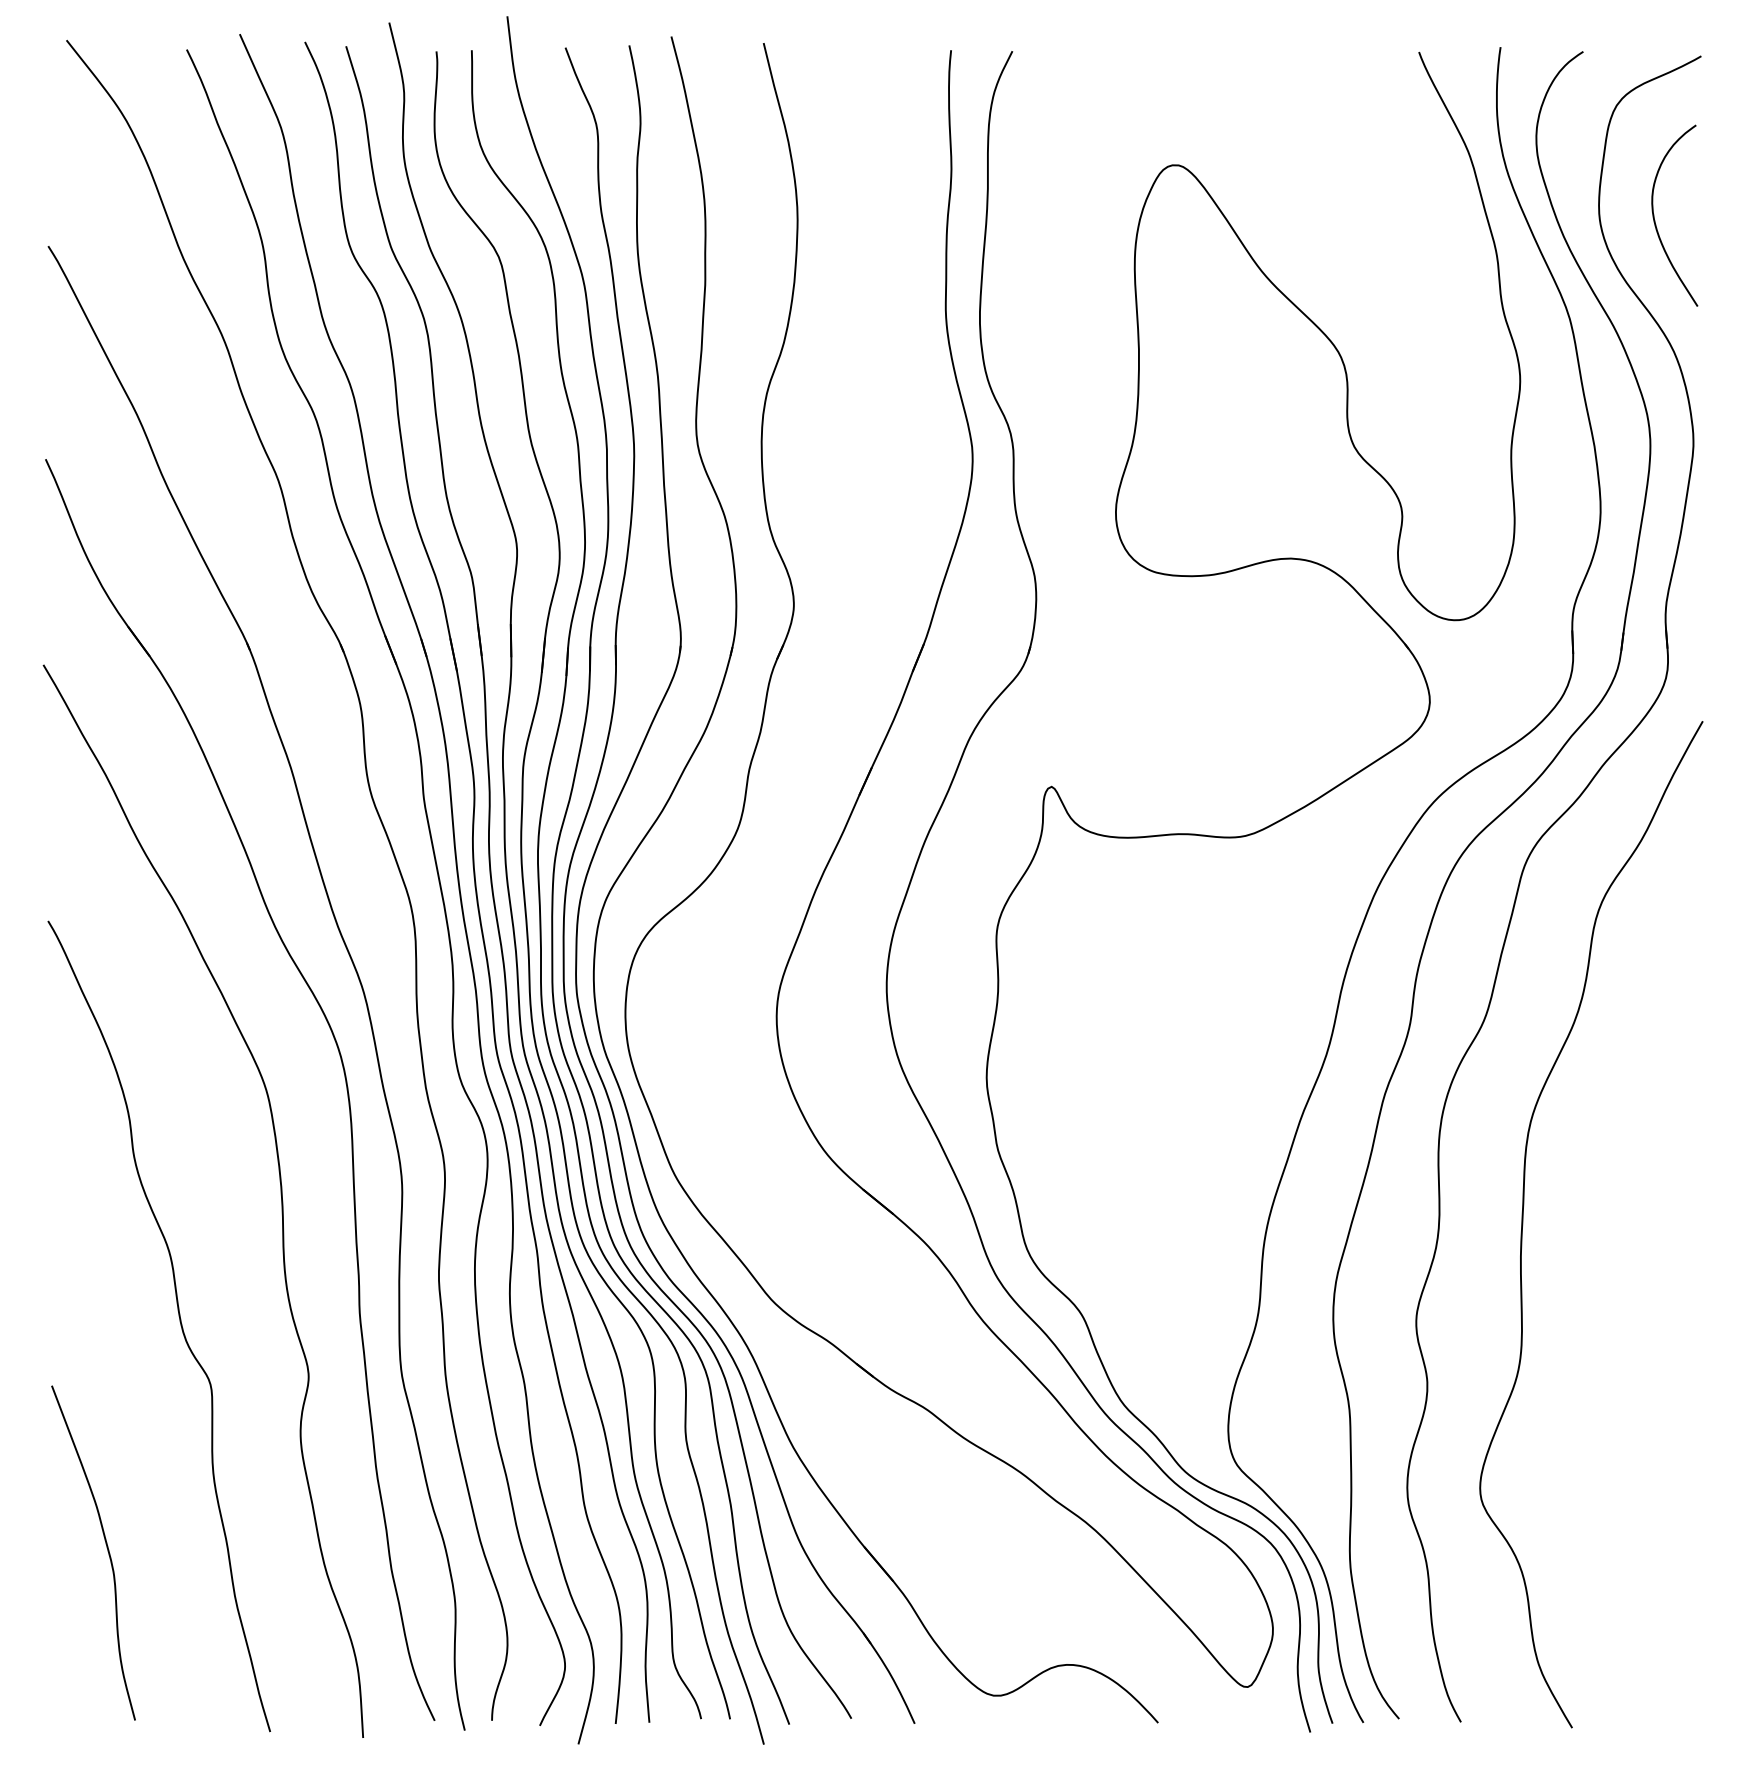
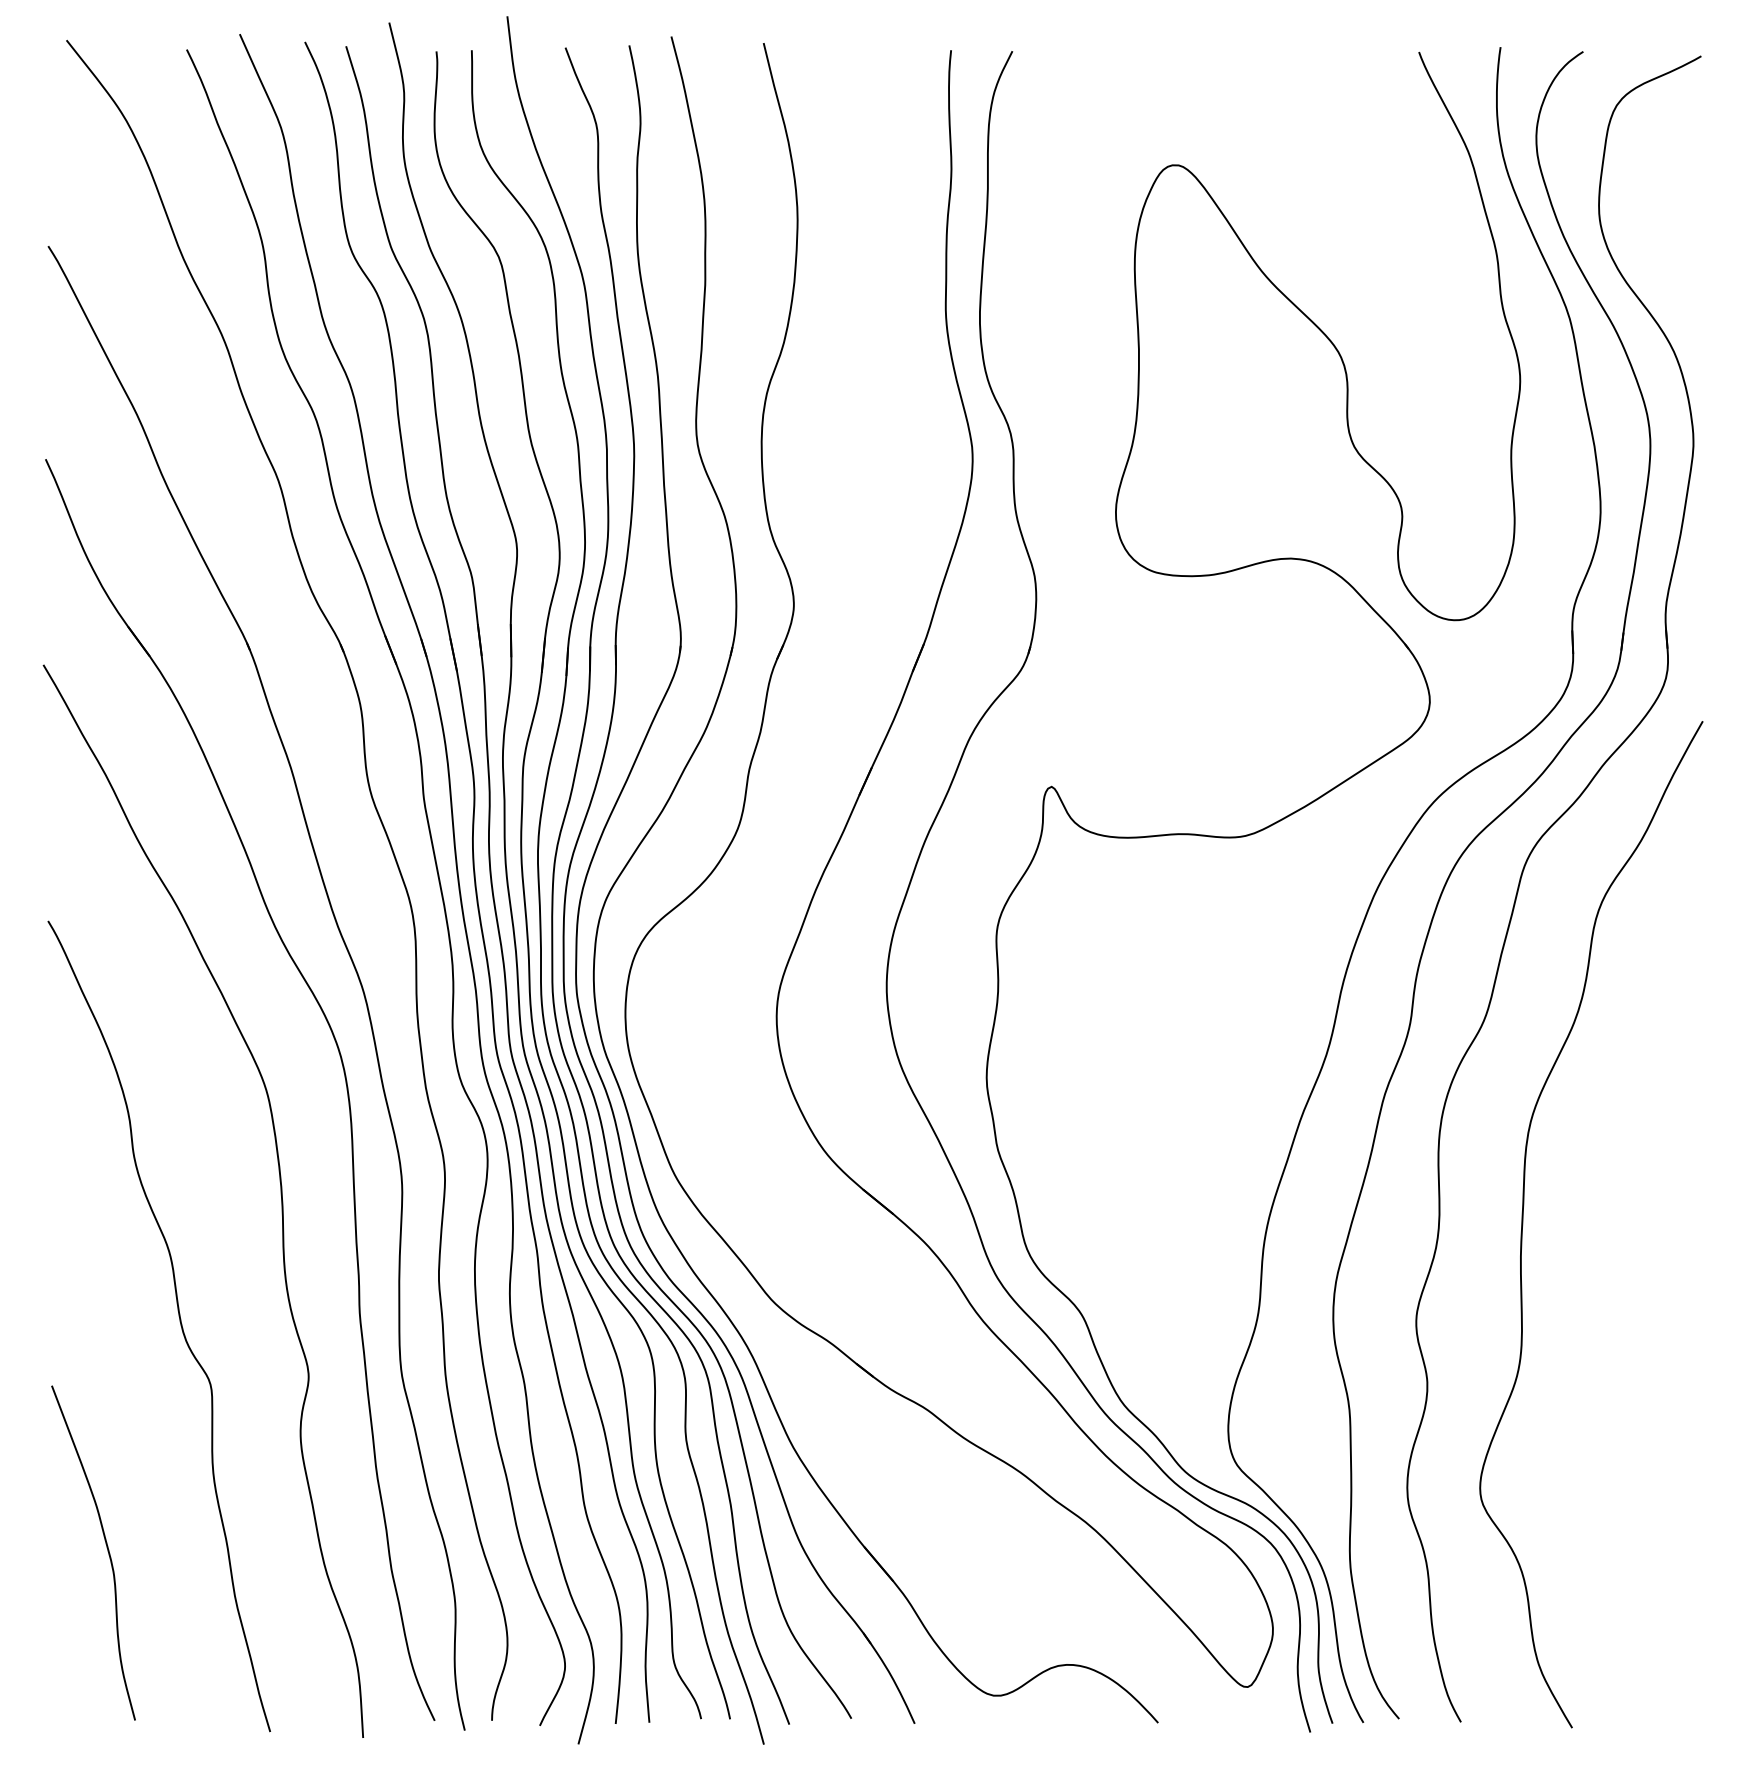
curve: present -> none (1655, 220)
